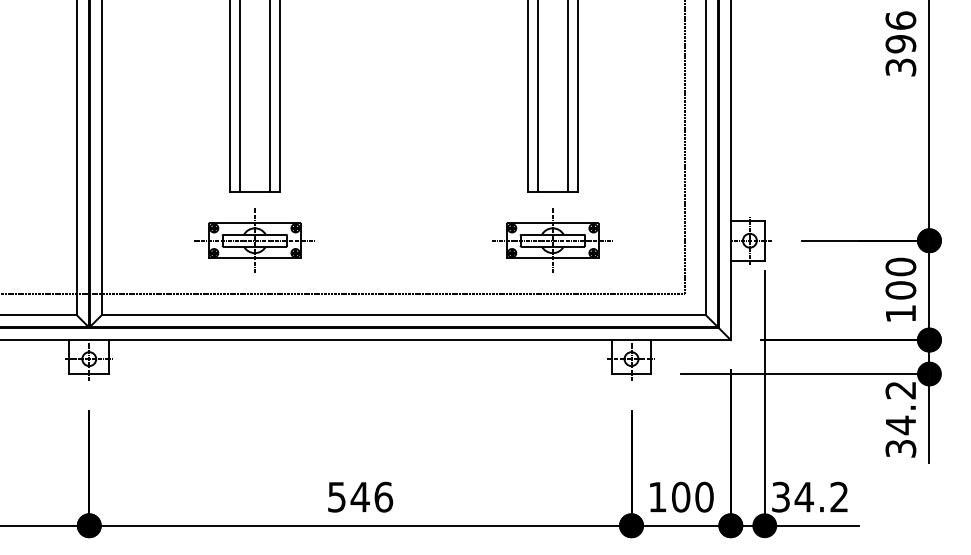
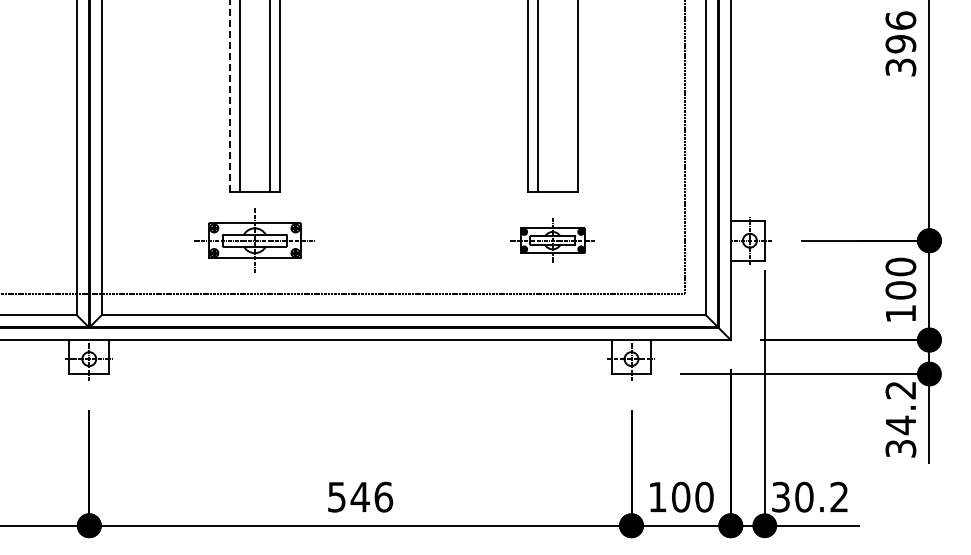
line: solid -> dashed (230, 96)
line: present -> none (567, 97)
part size: 121x65 px -> 85x45 px (552, 240)
text: 34.2 -> 30.2 (803, 496)
